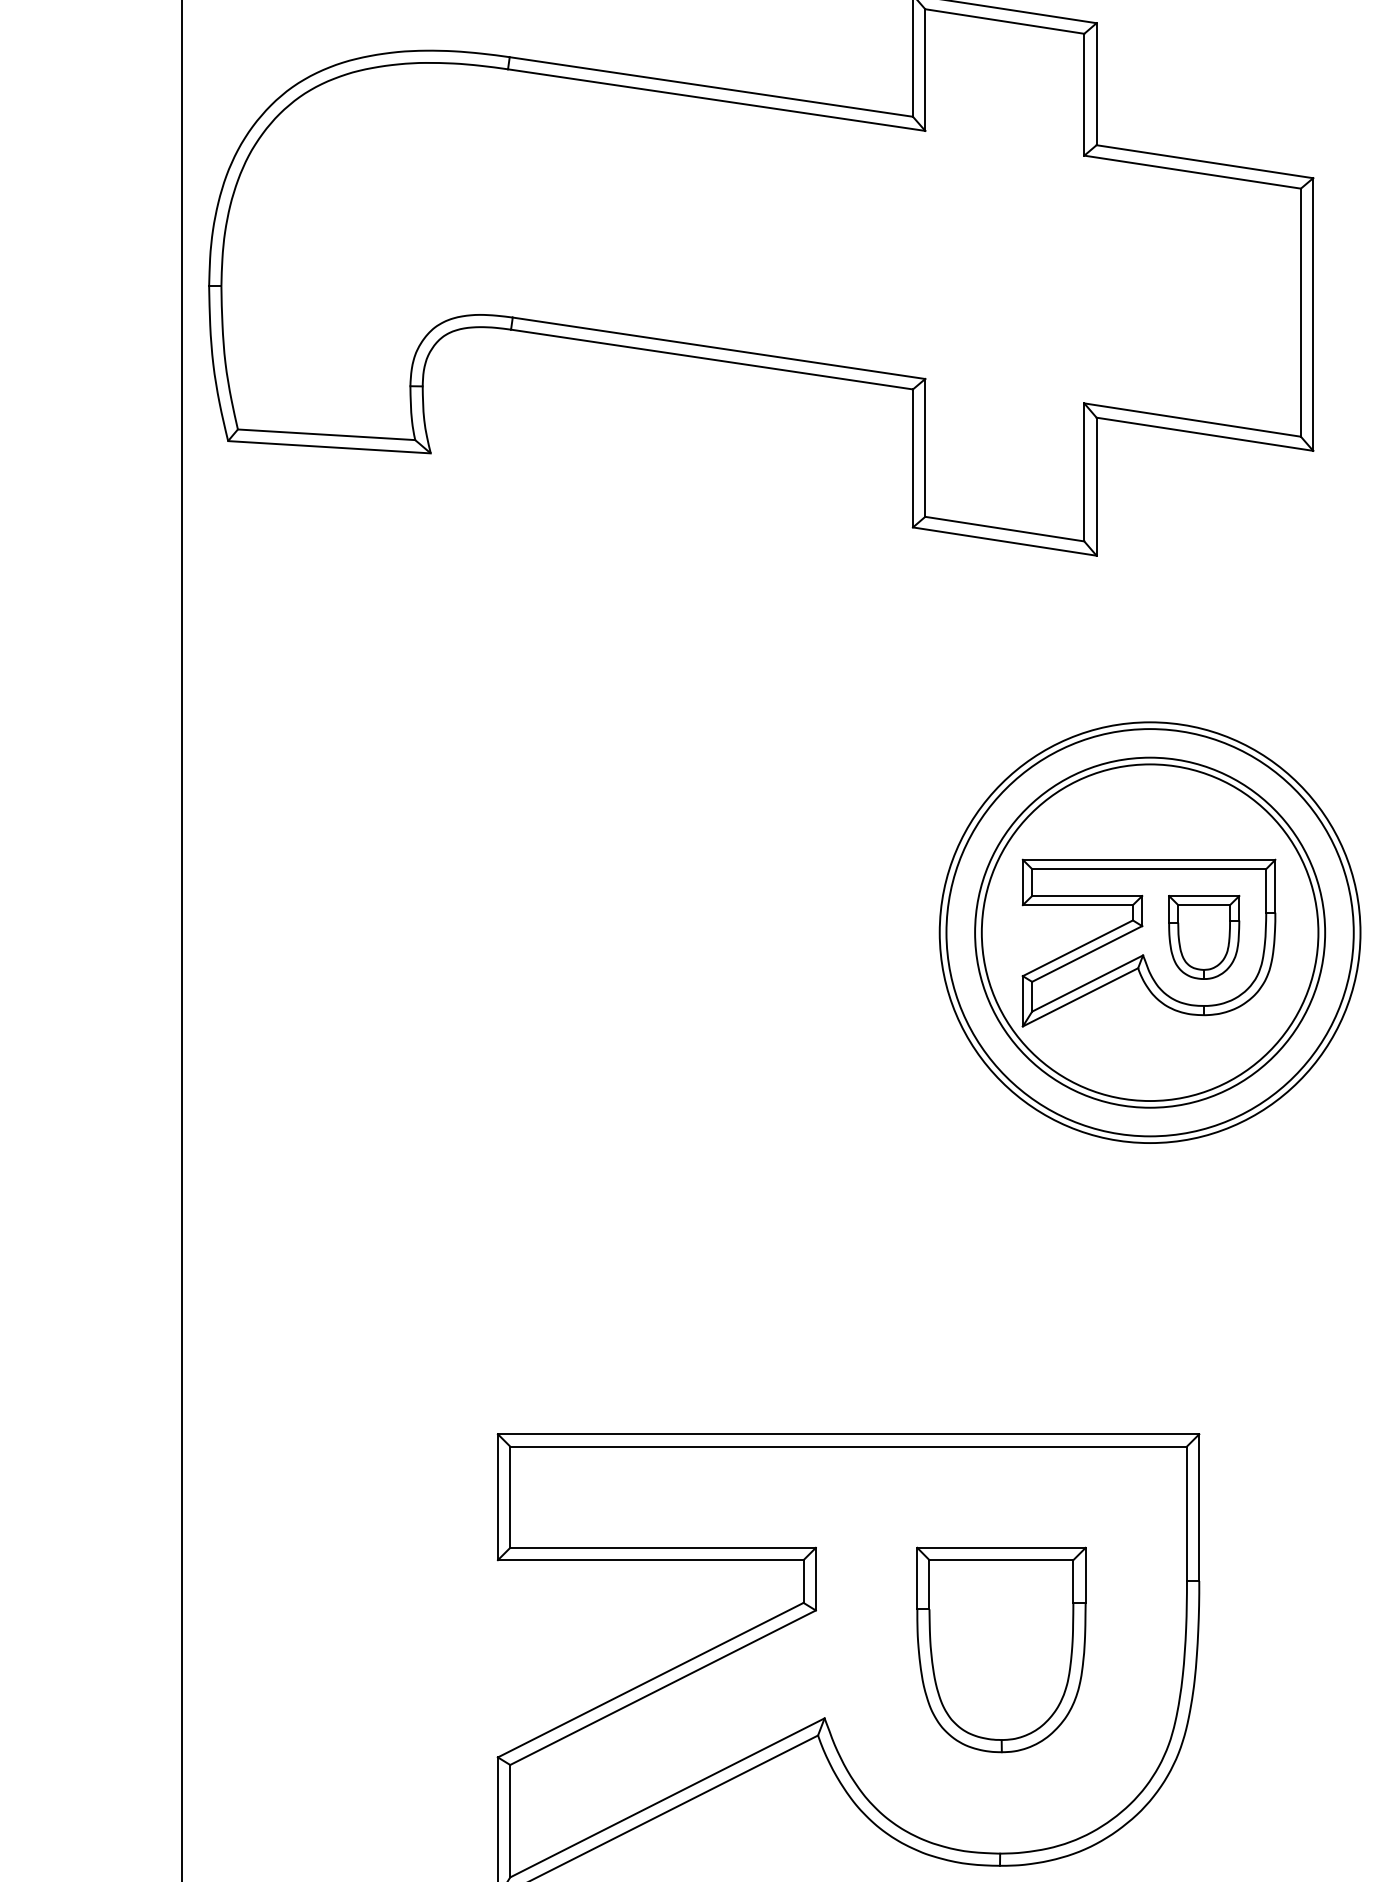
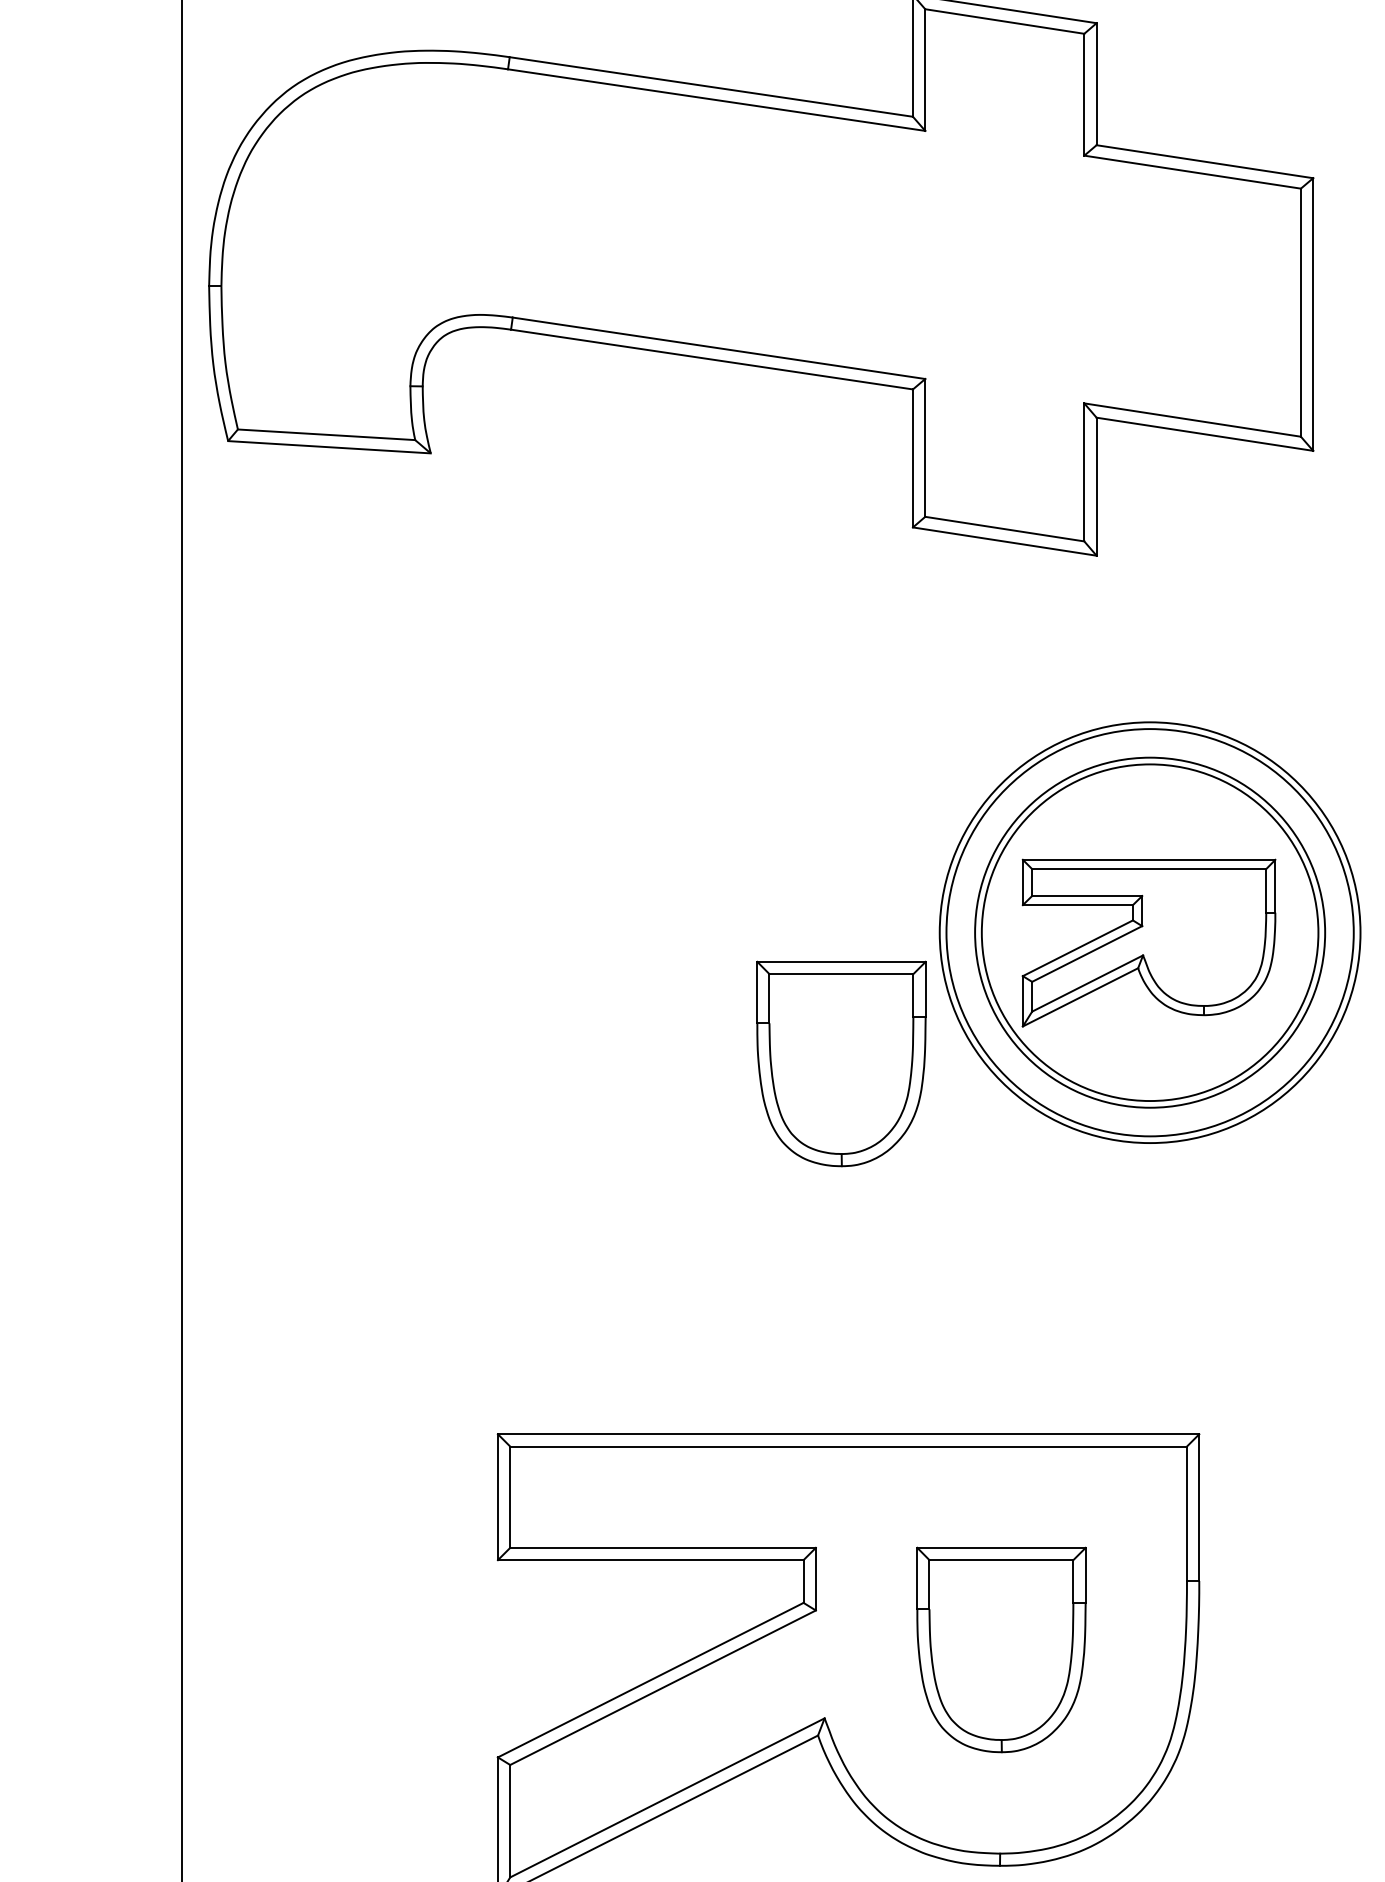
part: present -> none (1204, 937)
part: none -> present (841, 1063)
